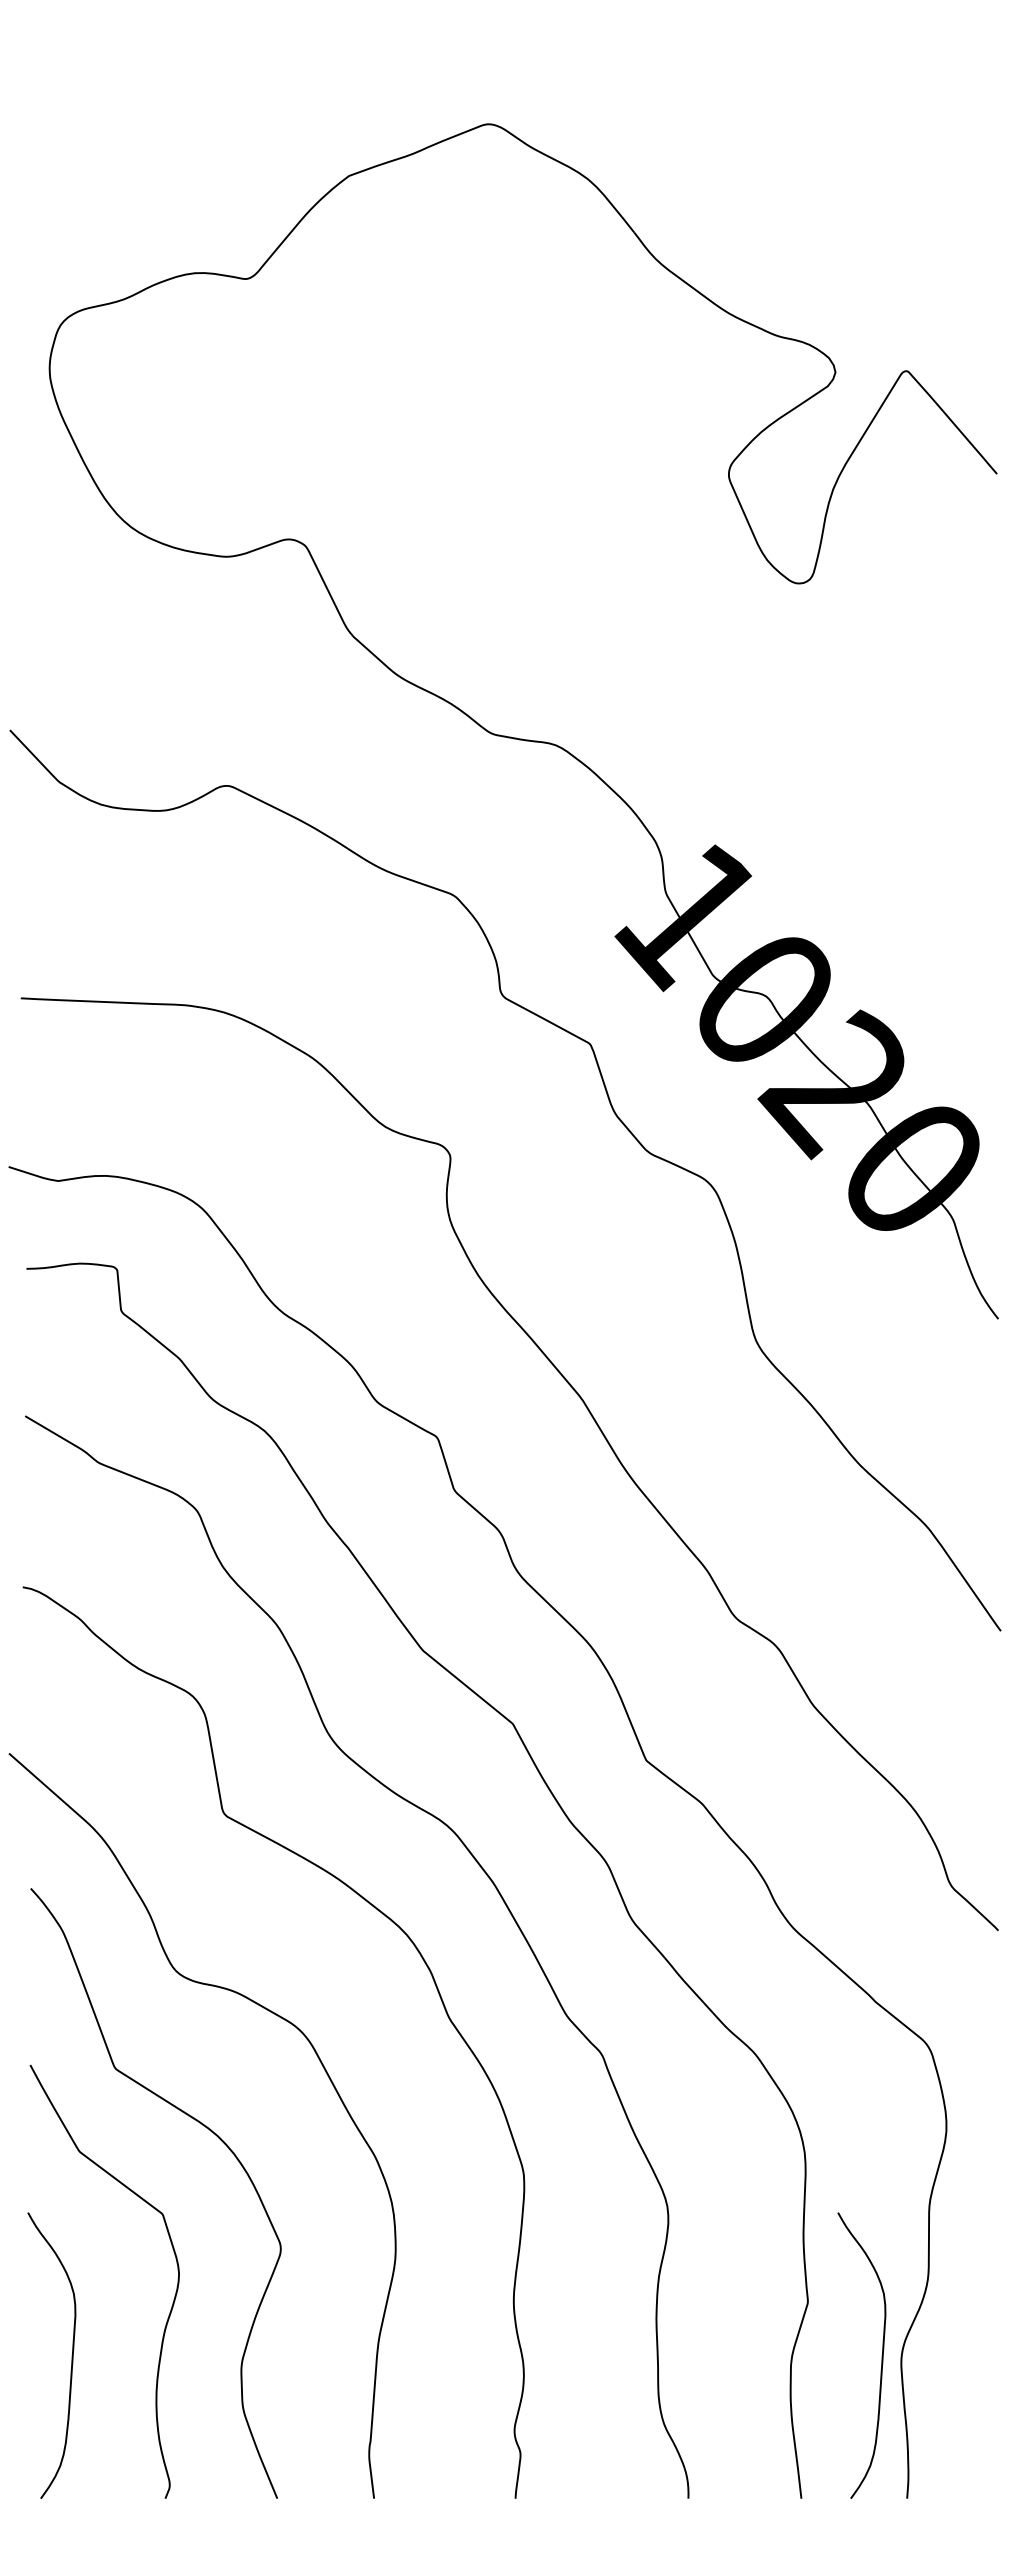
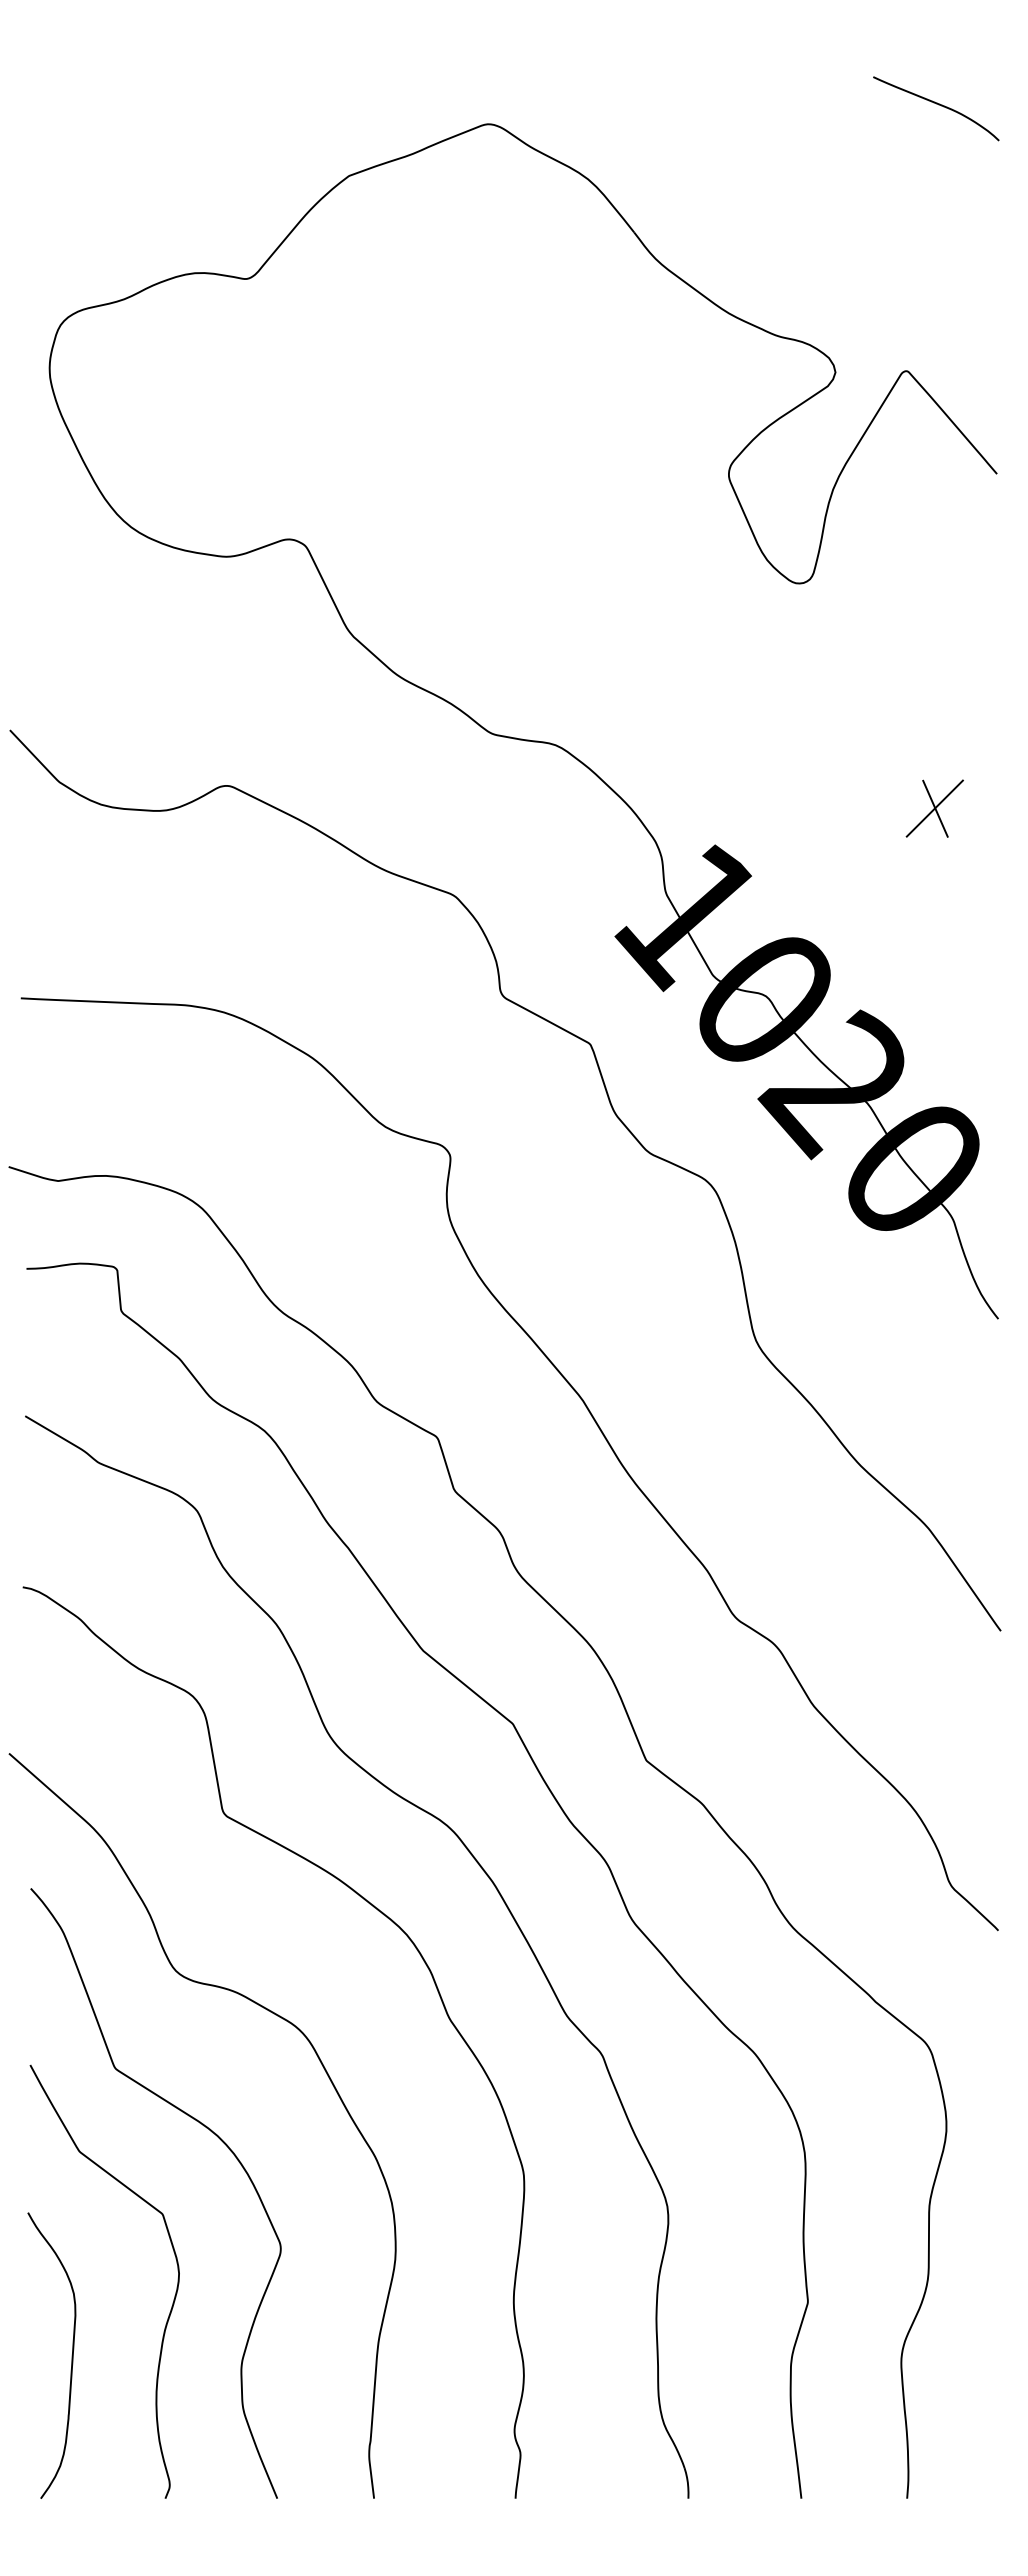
curve: none -> present (938, 105)
part: none -> present (934, 808)
curve: present -> none (881, 2355)
